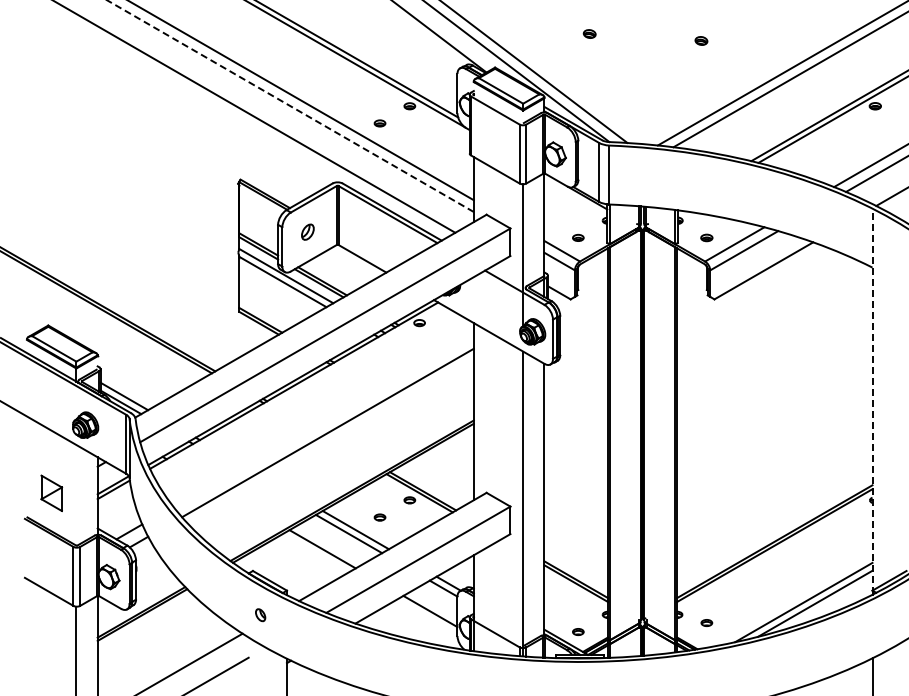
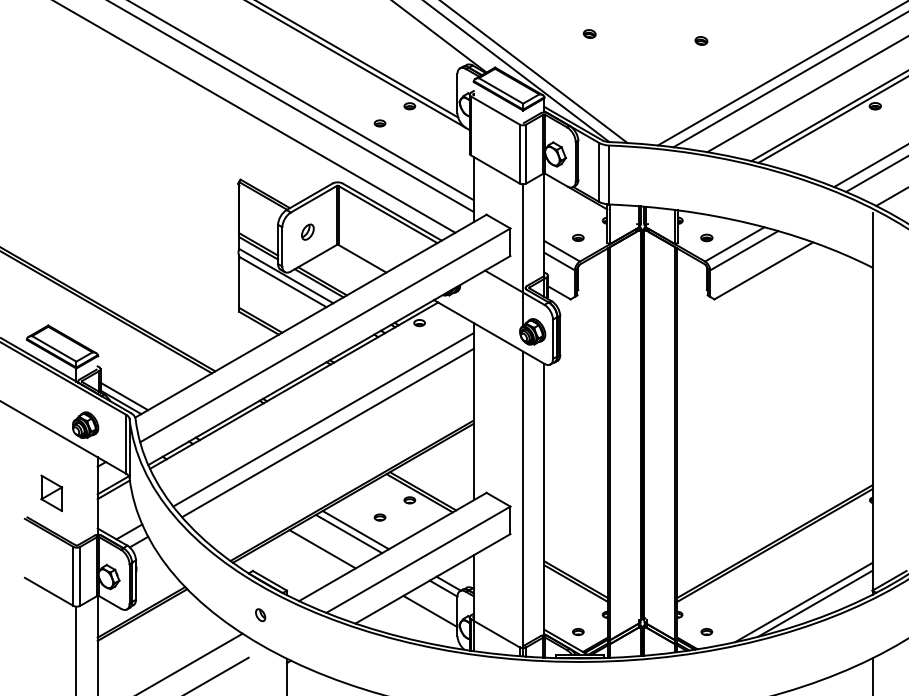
line: none -> present (806, 94)
line: dashed -> solid (290, 106)
line: dashed -> solid (872, 401)
line: none -> present (323, 419)
part position: (706, 622) -> (706, 631) (706, 631)
